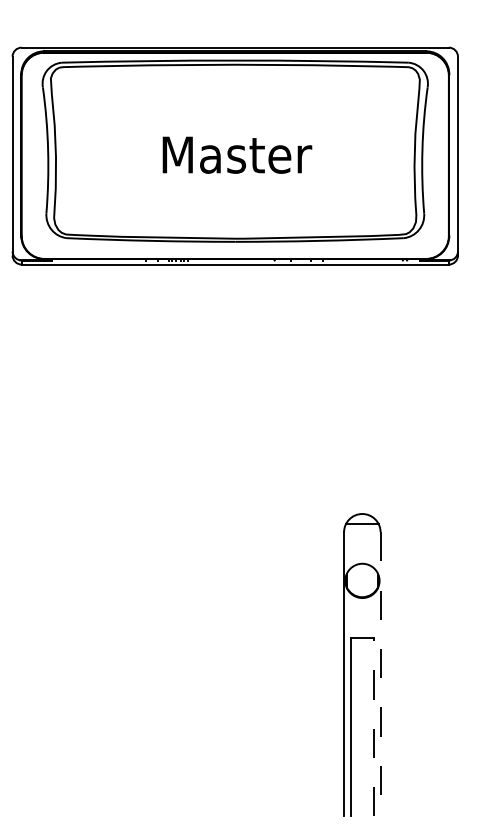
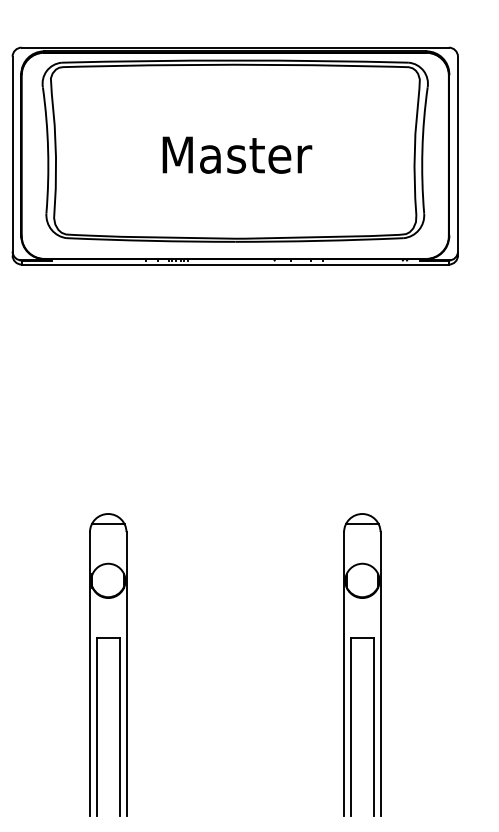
part: none -> present (97, 664)
line: dashed -> solid (380, 674)
line: dashed -> solid (373, 726)
